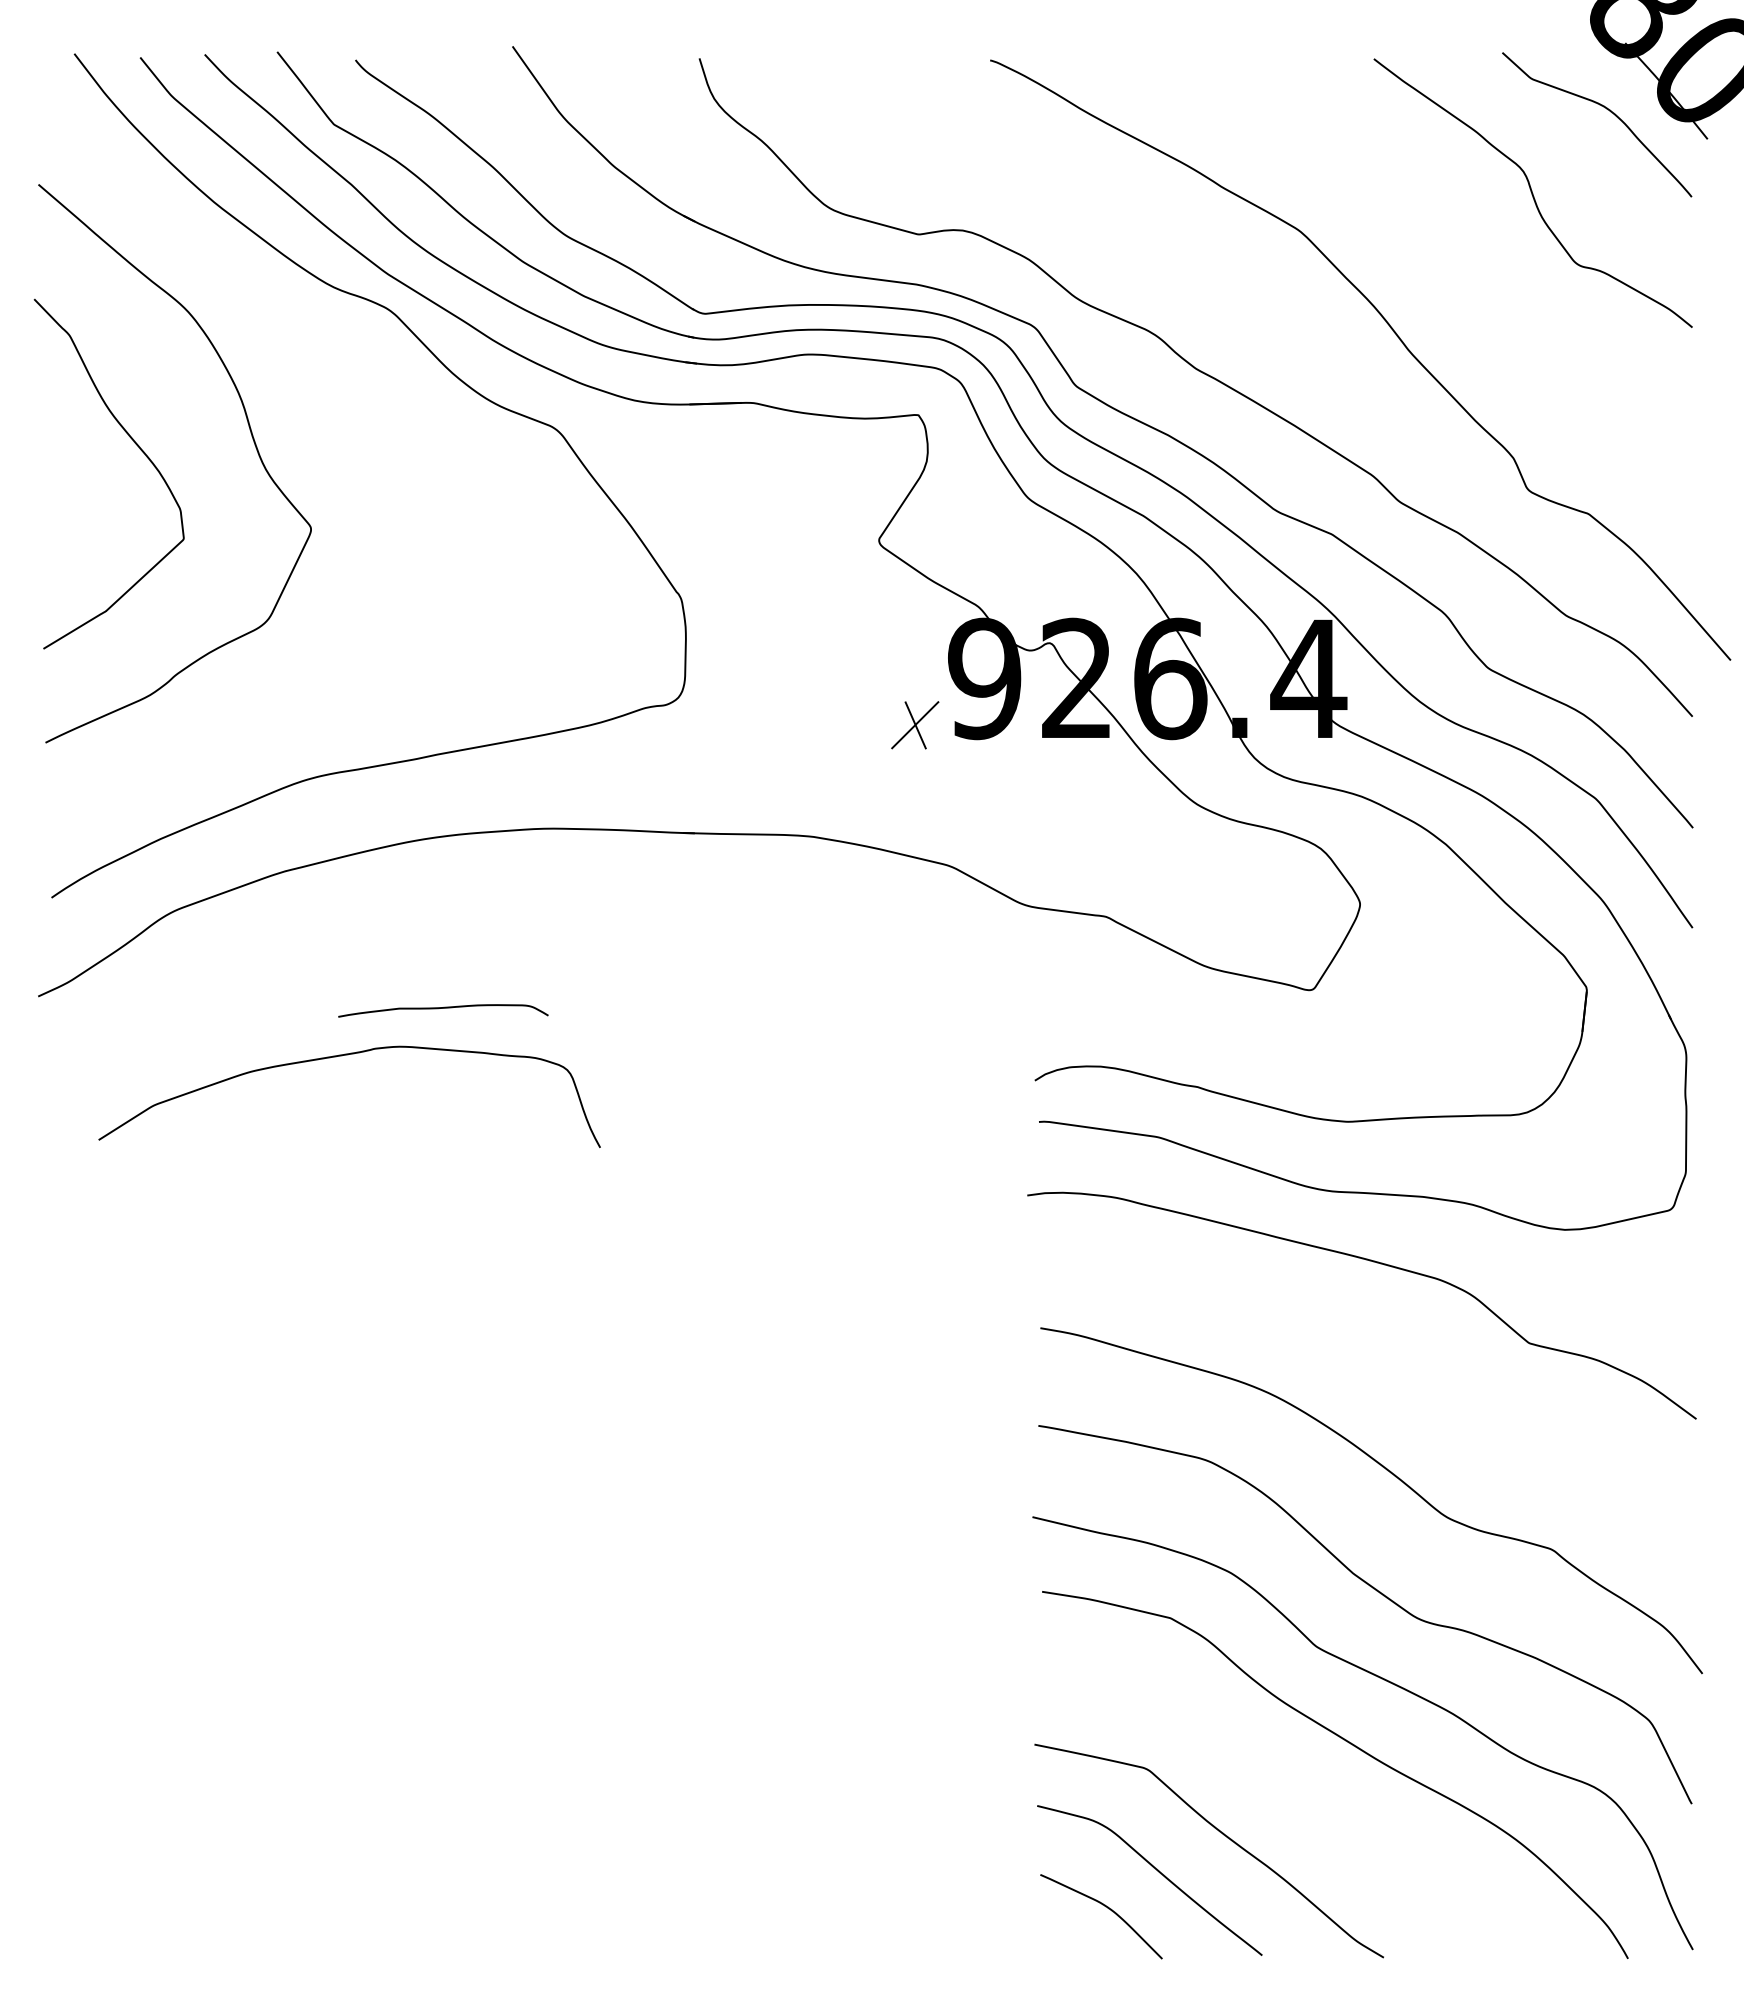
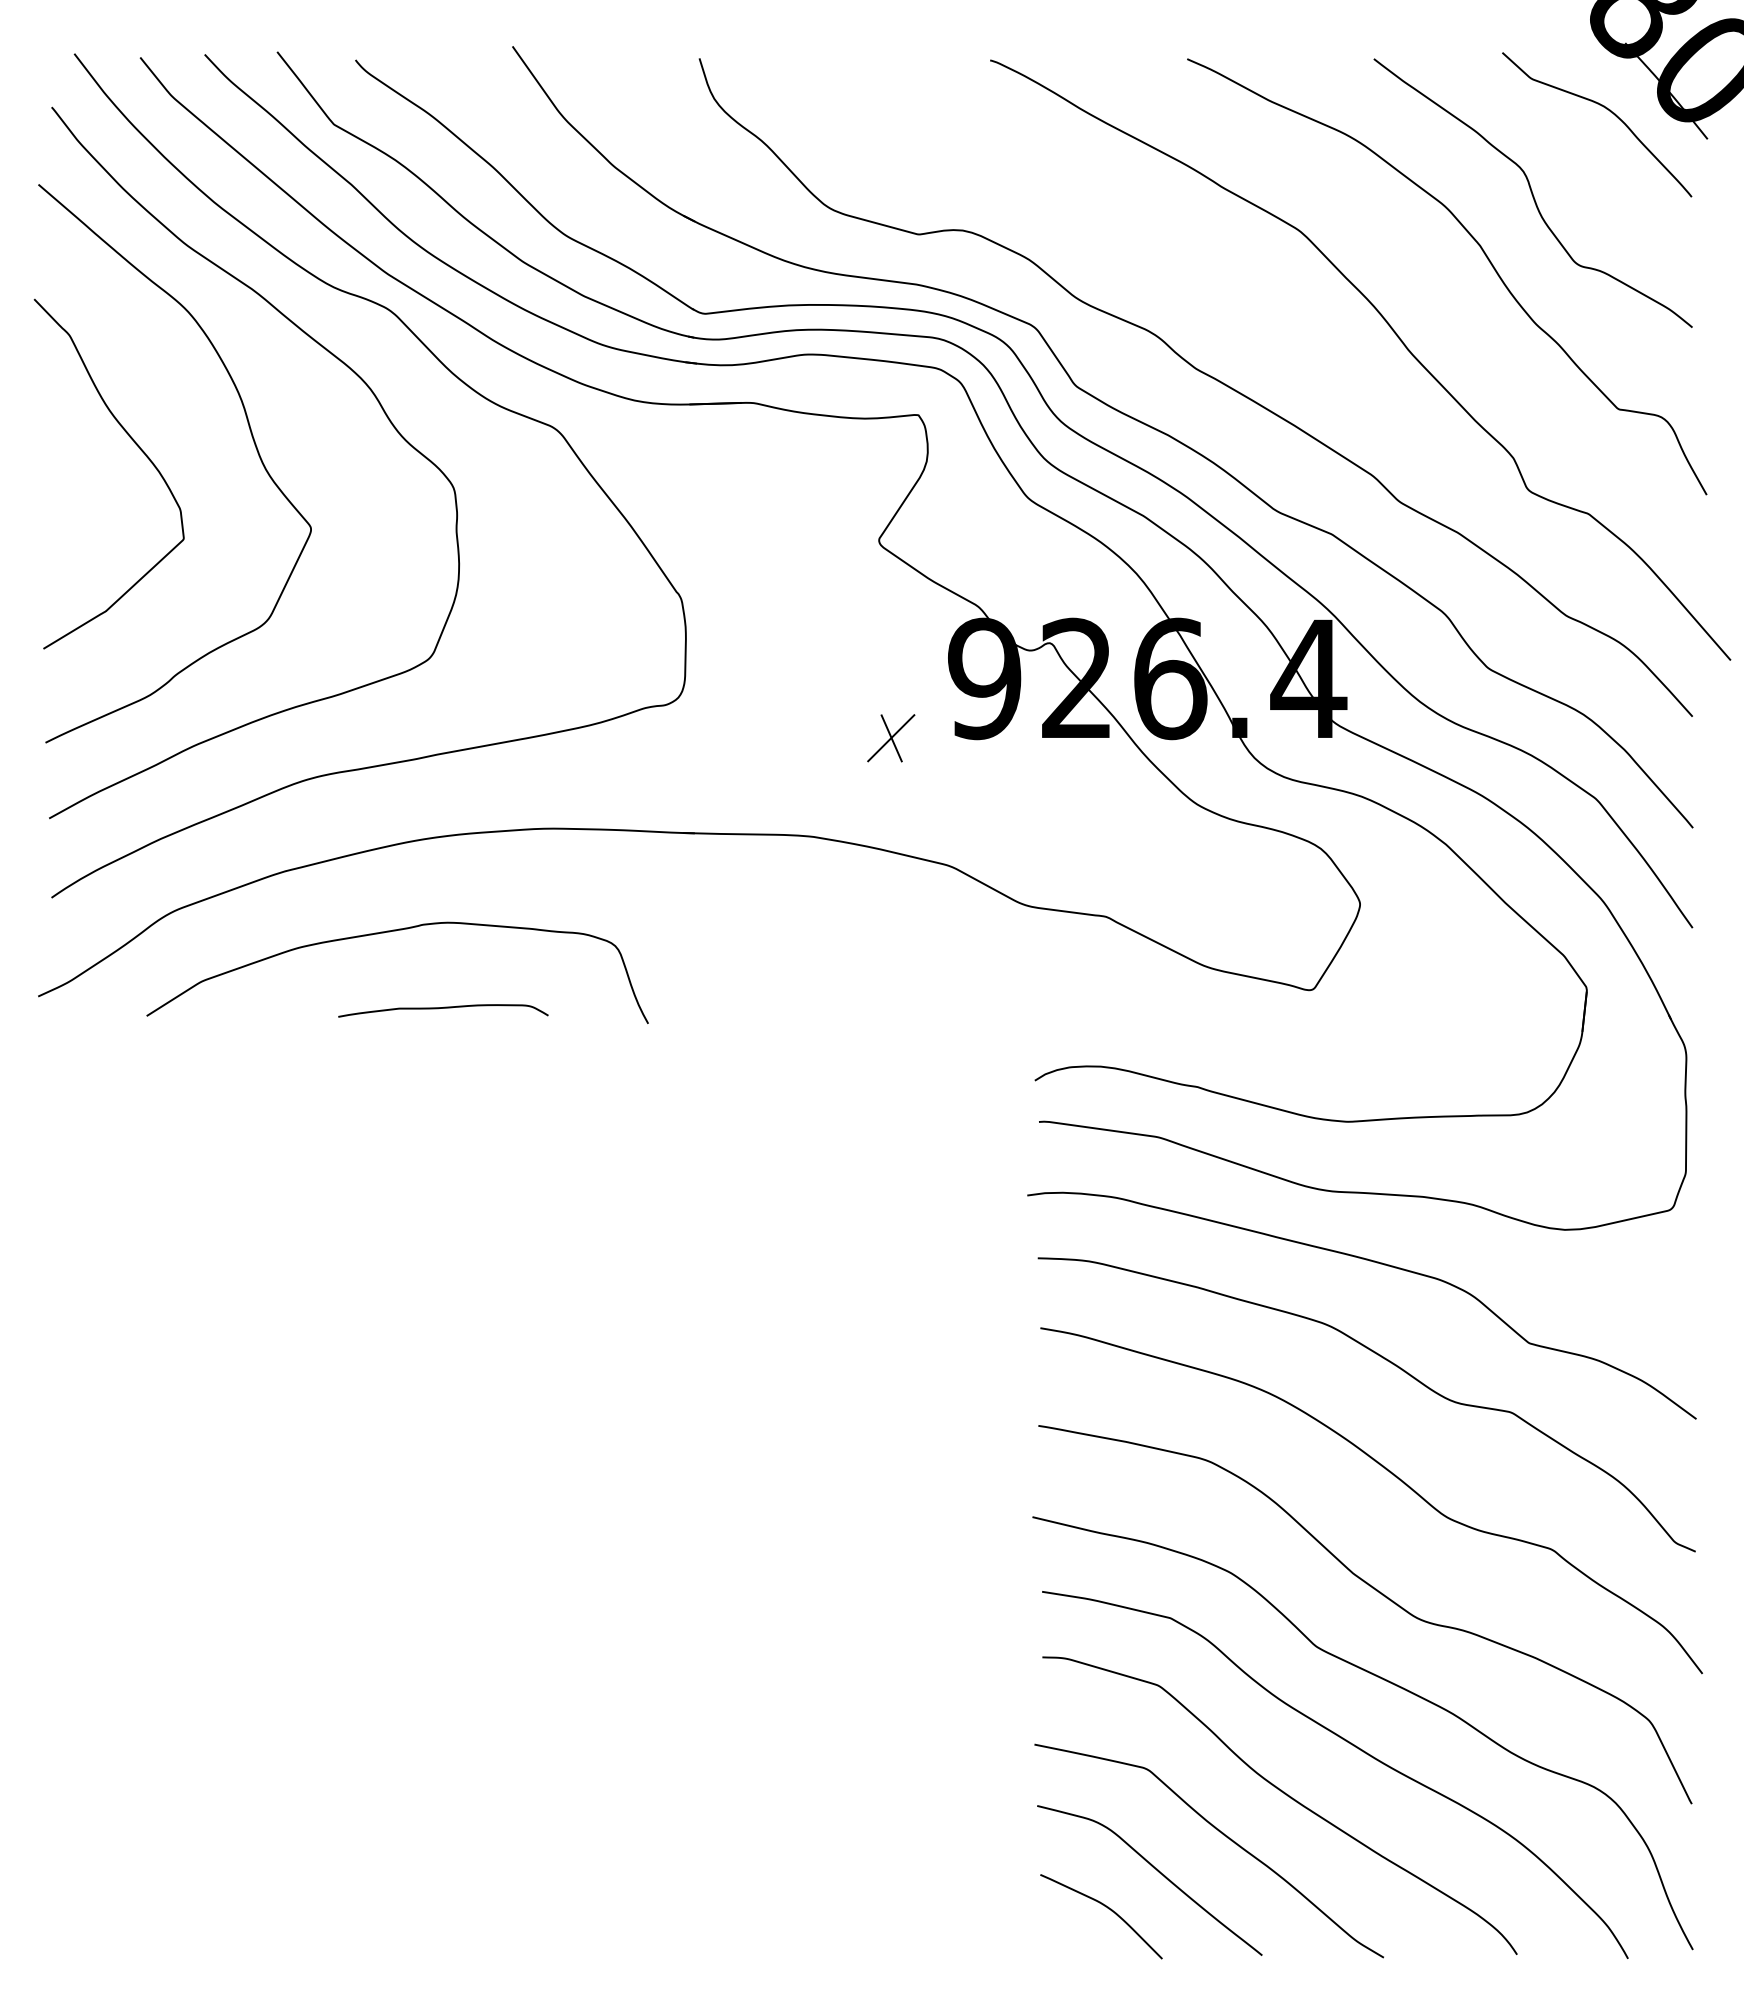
curve: none -> present (1483, 253)
curve: none -> present (338, 360)
part position: (915, 725) -> (891, 738) (891, 738)
curve position: (342, 1056) -> (390, 932) (390, 932)
curve: none -> present (1390, 1363)
curve: none -> present (1287, 1796)
